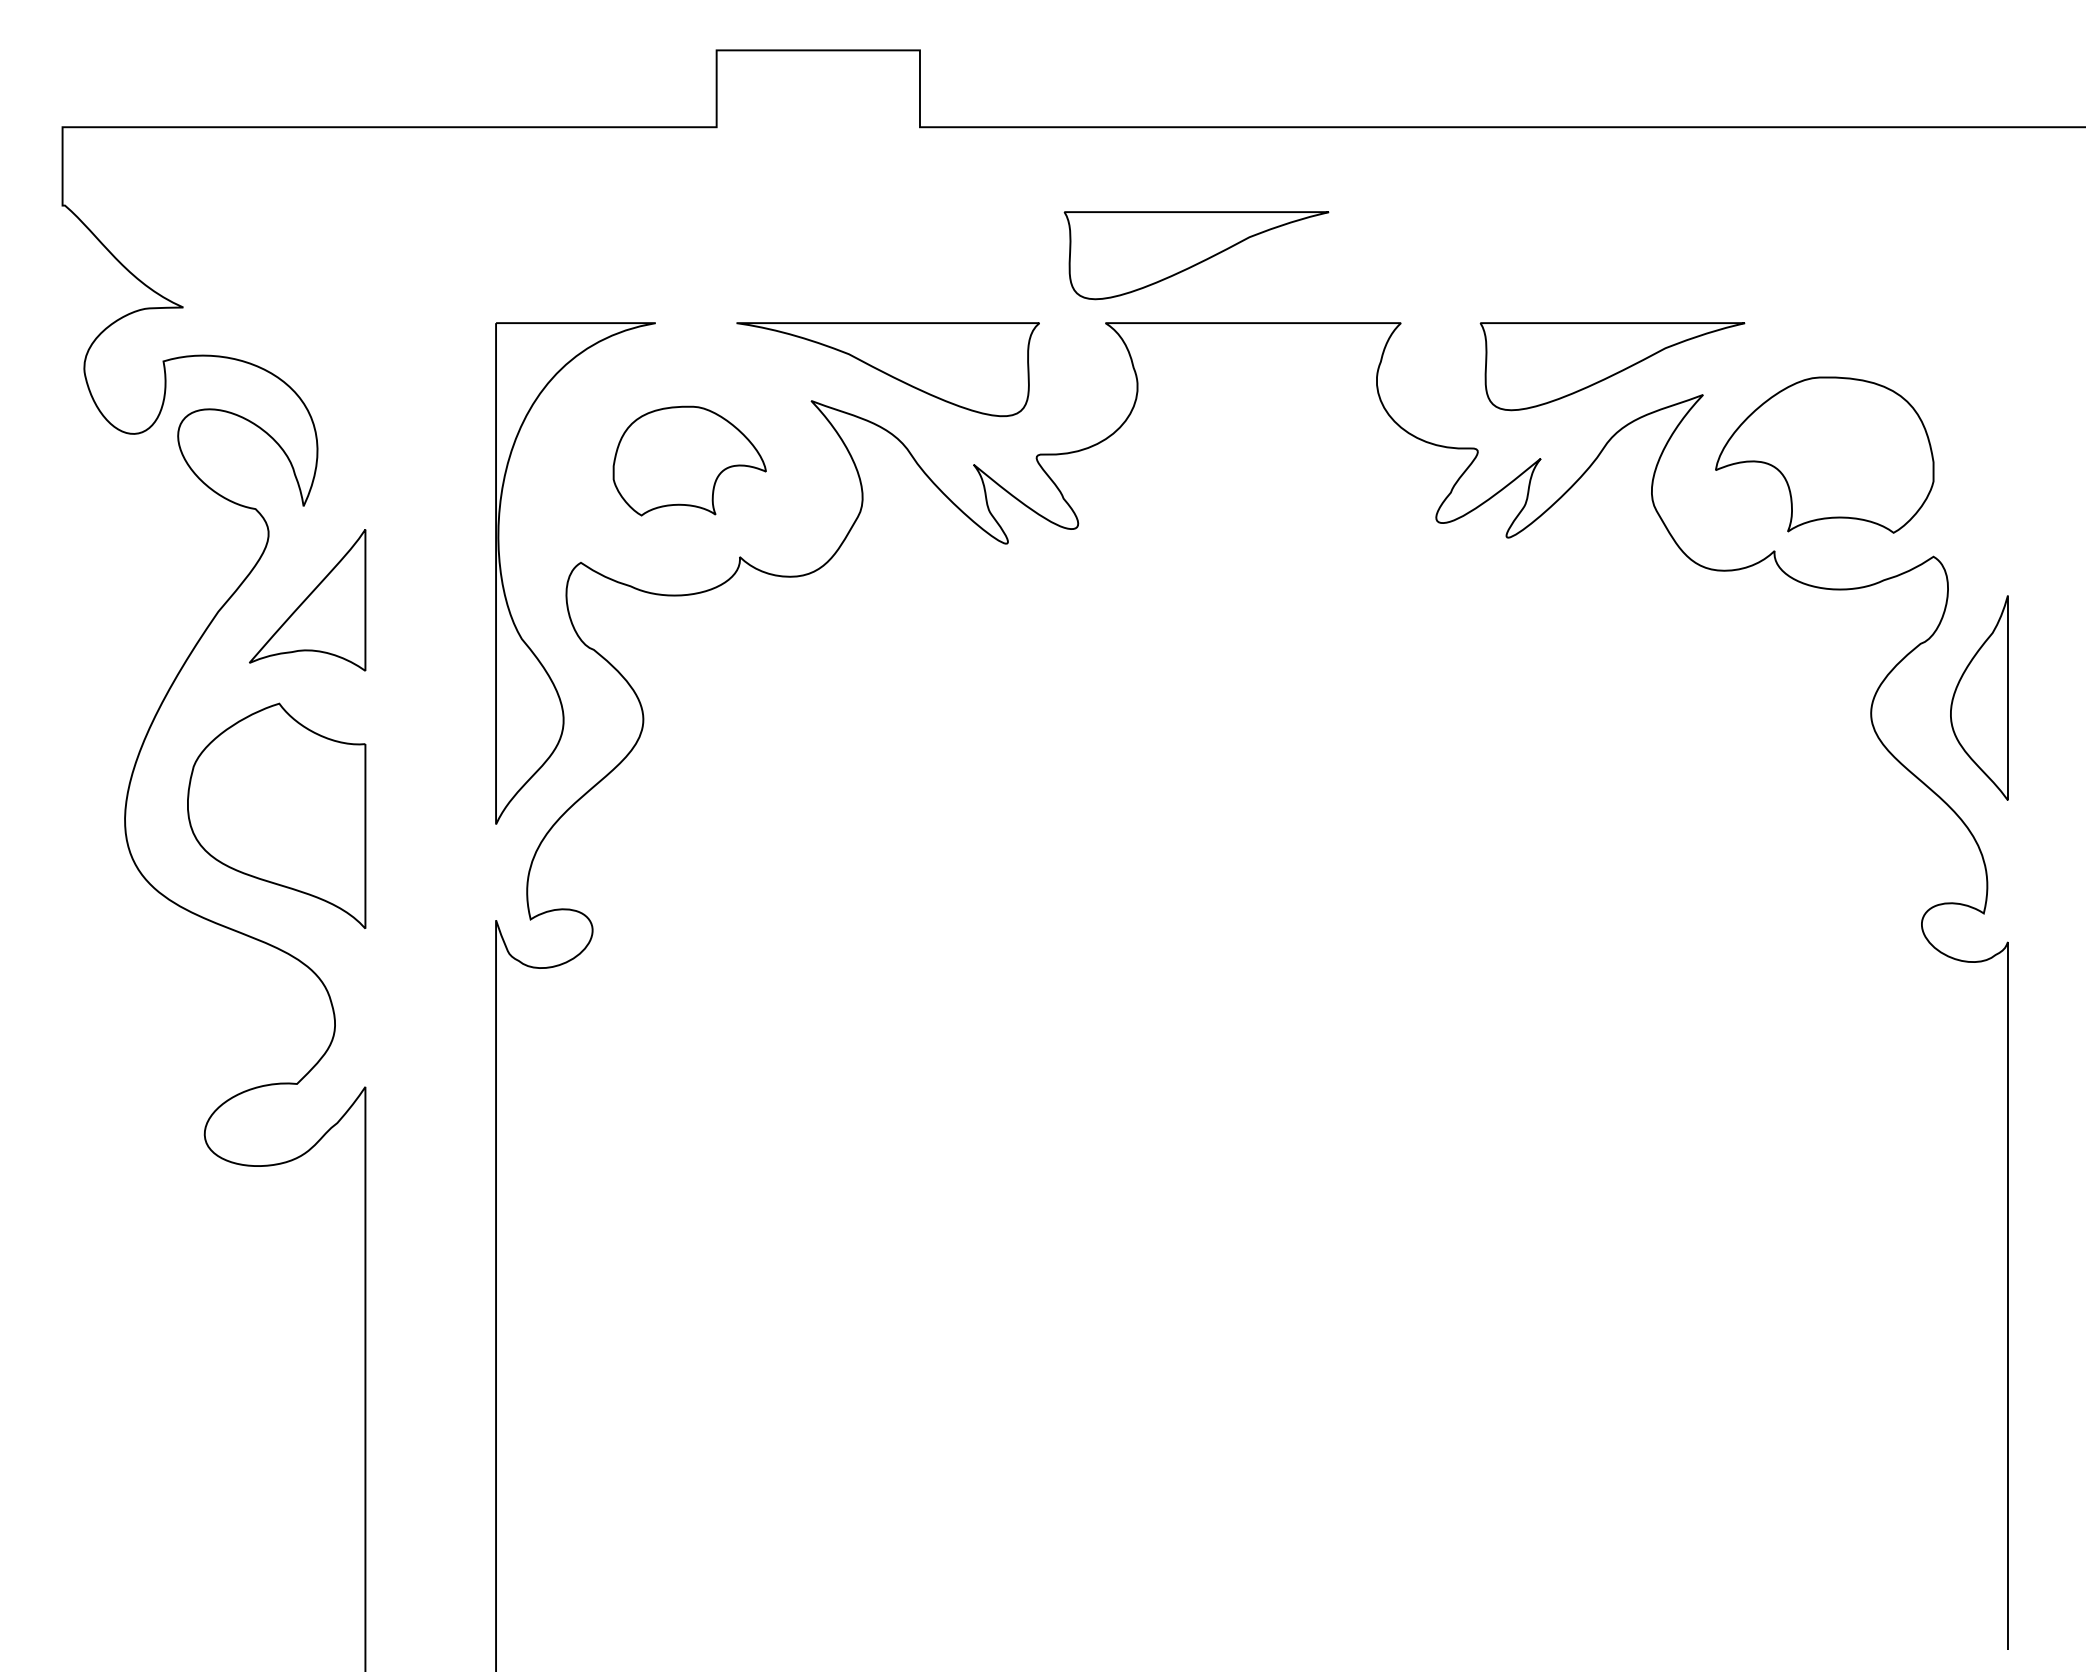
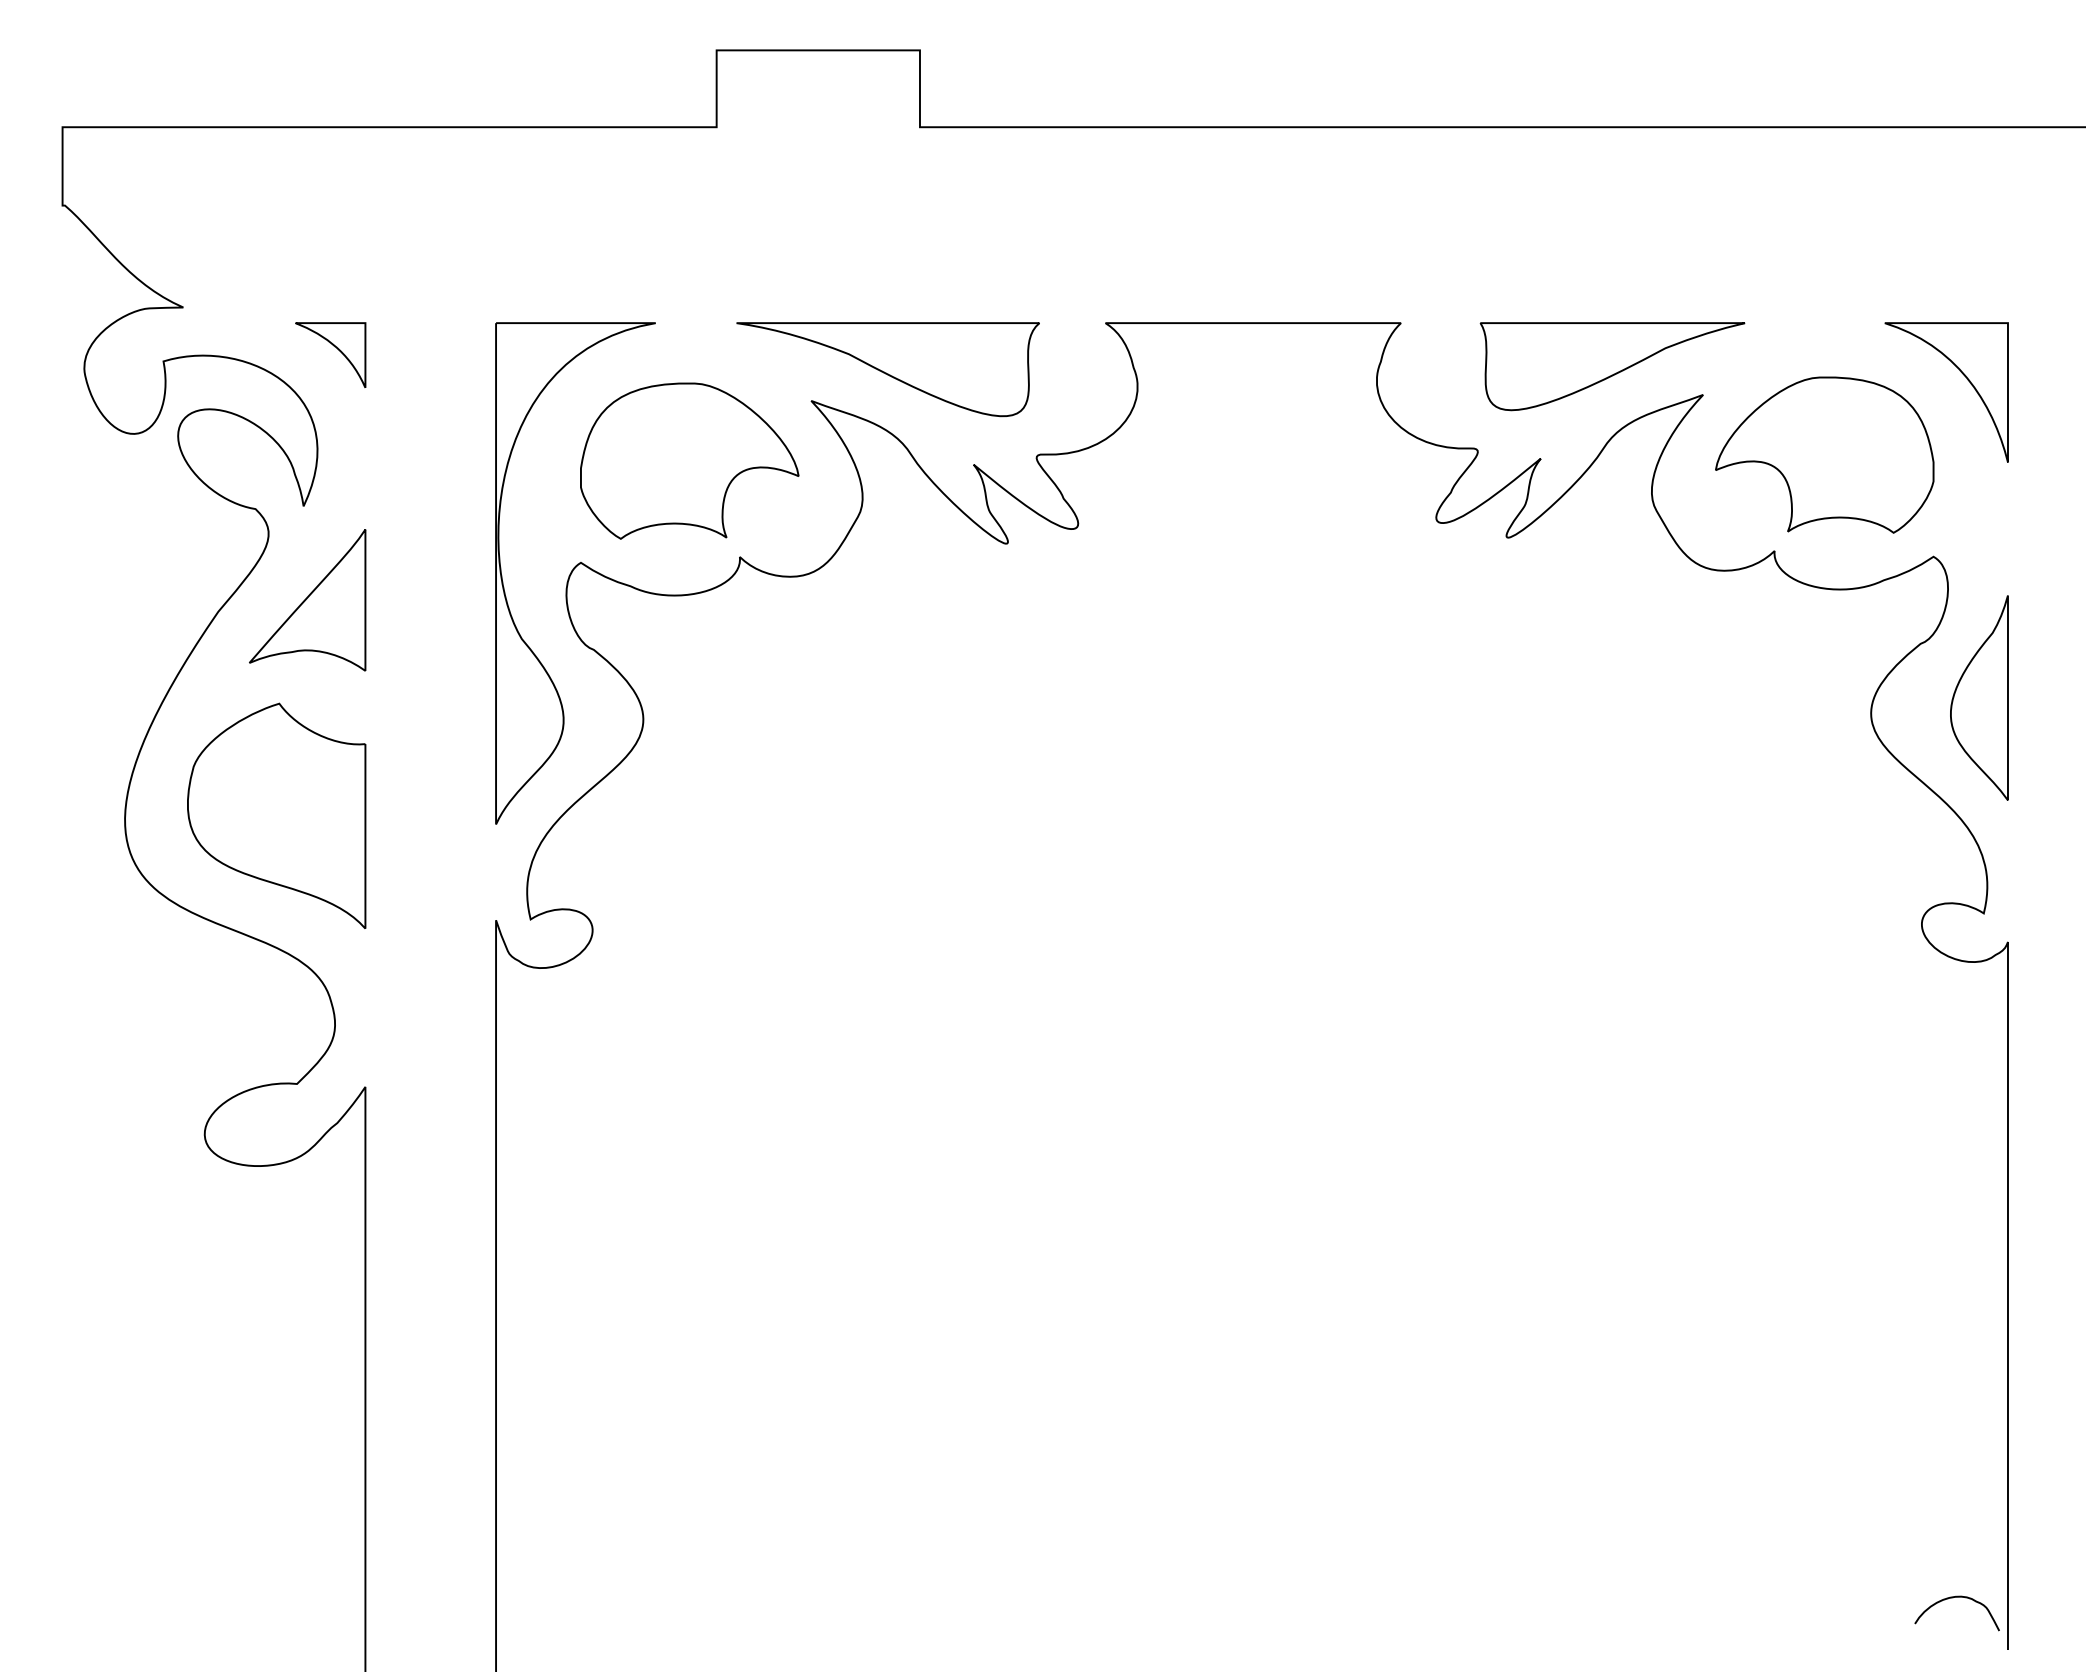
part: present -> none (1196, 255)
part: none -> present (336, 348)
part: none -> present (1963, 375)
part size: 155x112 px -> 220x158 px (689, 460)
curve: none -> present (1953, 1598)
